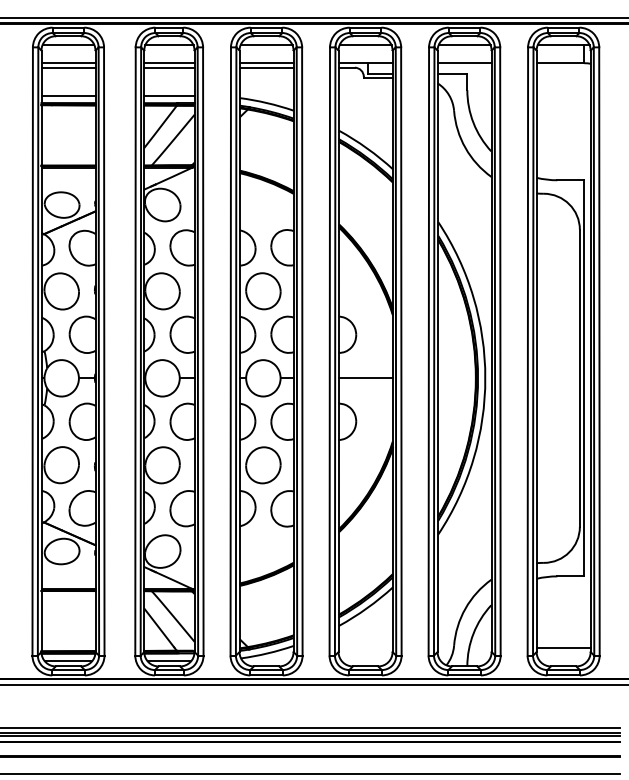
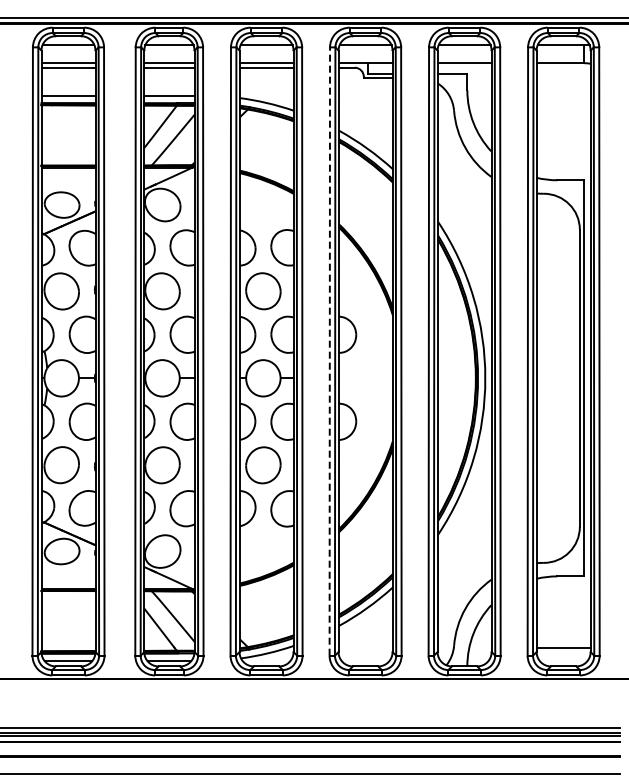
line: solid -> dashed (329, 351)
line: present -> none (365, 378)
line: present -> none (313, 684)
